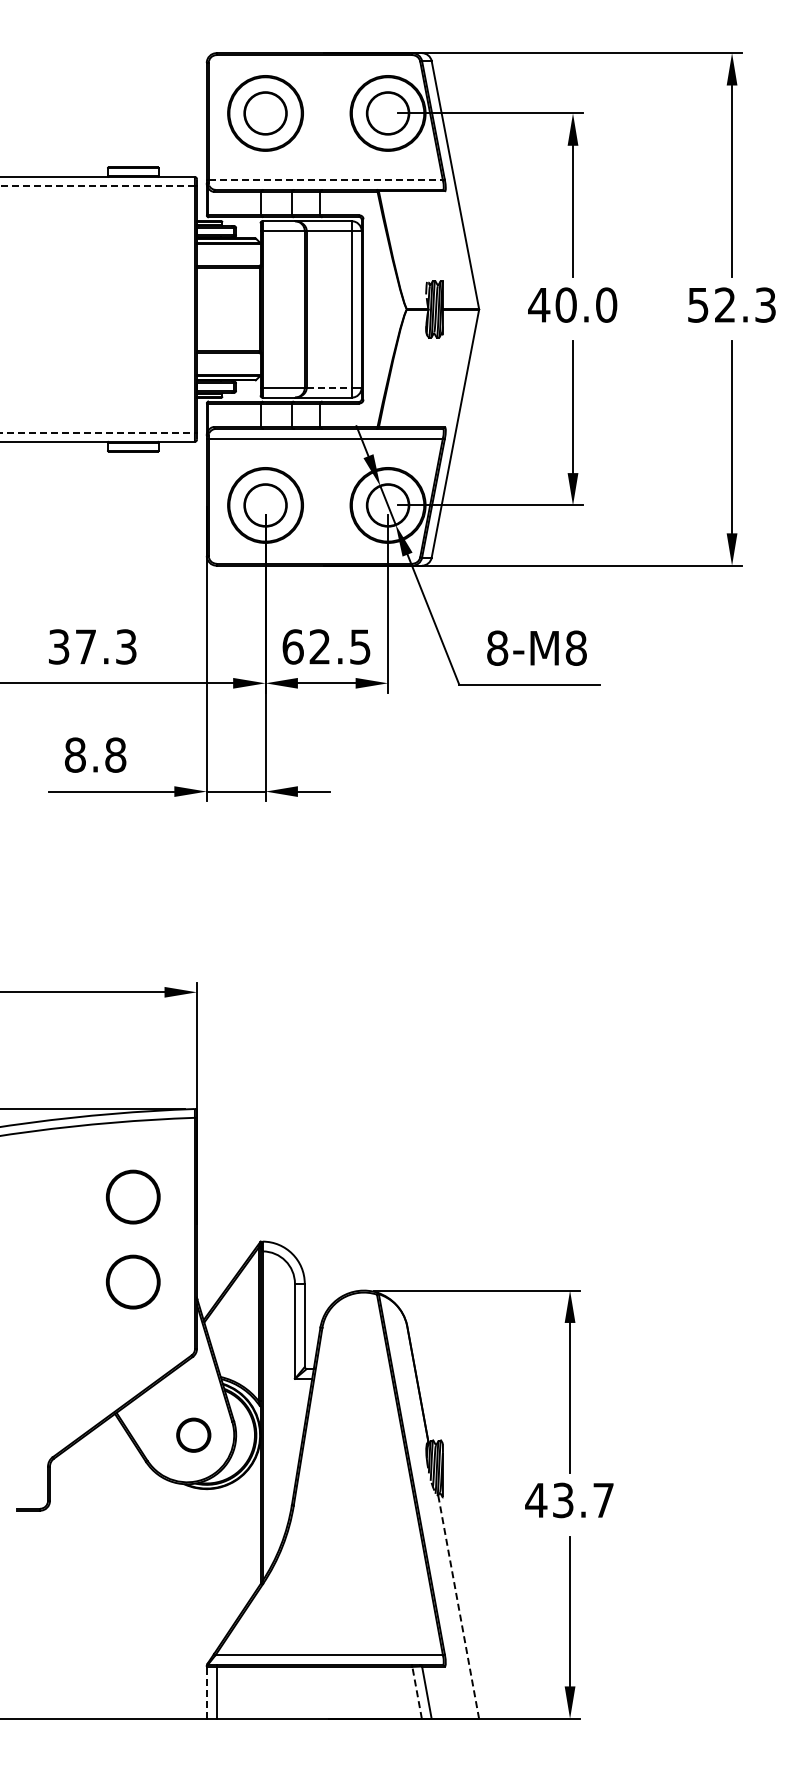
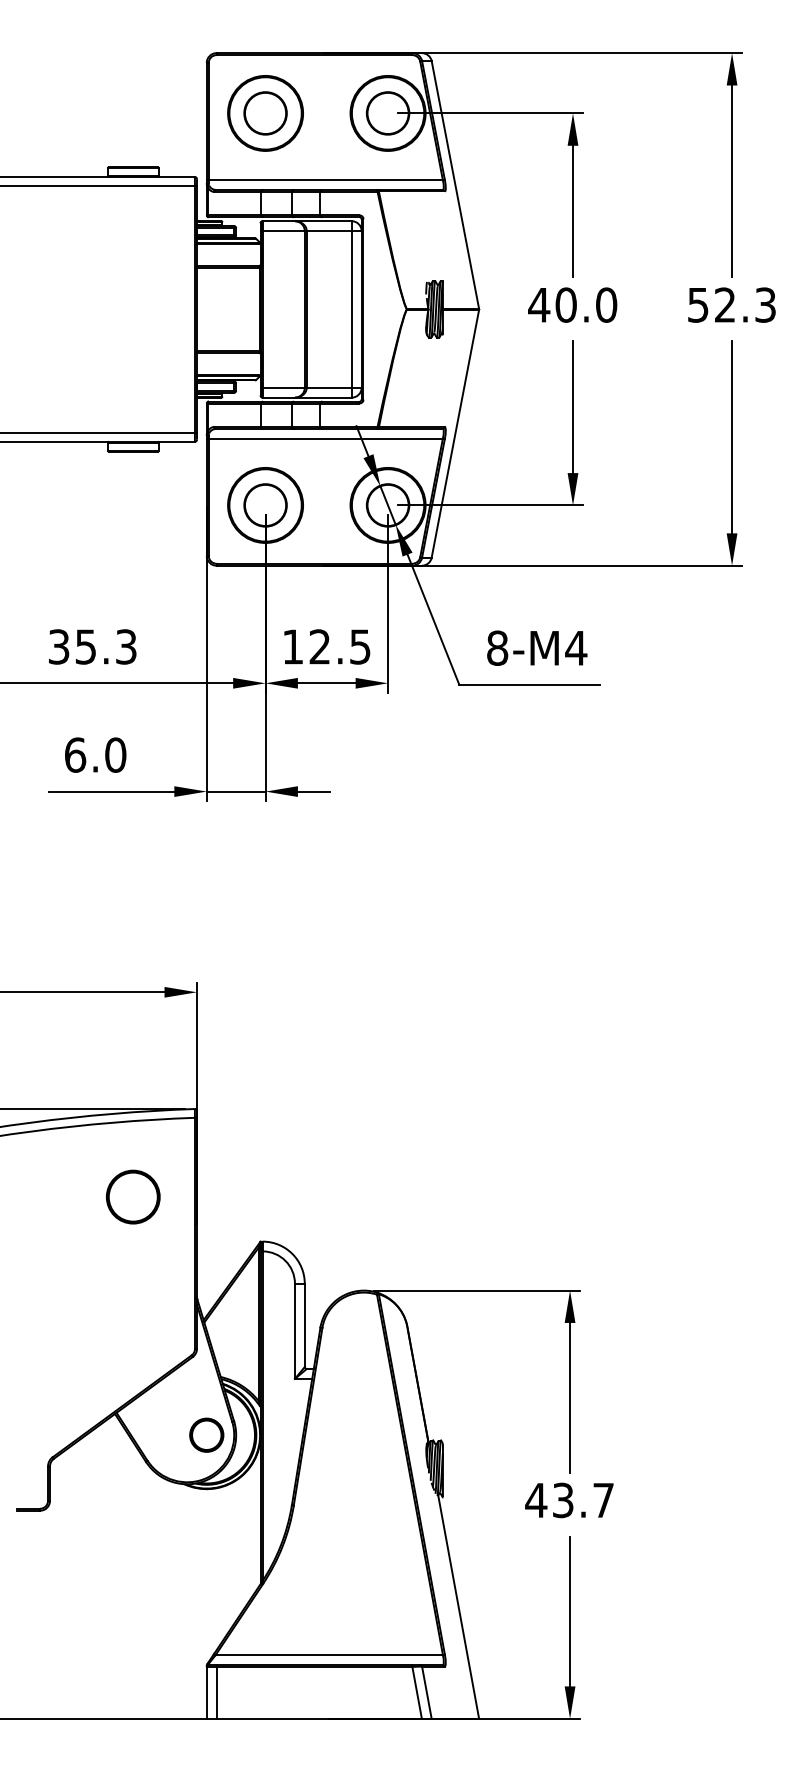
line: dashed -> solid (326, 180)
line: dashed -> solid (97, 185)
line: dashed -> solid (329, 387)
line: dashed -> solid (98, 432)
text: 37.3 -> 35.3 (85, 646)
text: 62.5 -> 12.5 (292, 646)
text: 8-M8 -> 8-M4 (576, 647)
text: 8.8 -> 6.0 (95, 754)
part: present -> none (133, 1281)
part position: (193, 1434) -> (206, 1434) (206, 1434)
line: dashed -> solid (458, 1607)
line: dashed -> solid (206, 1692)
line: dashed -> solid (417, 1692)
